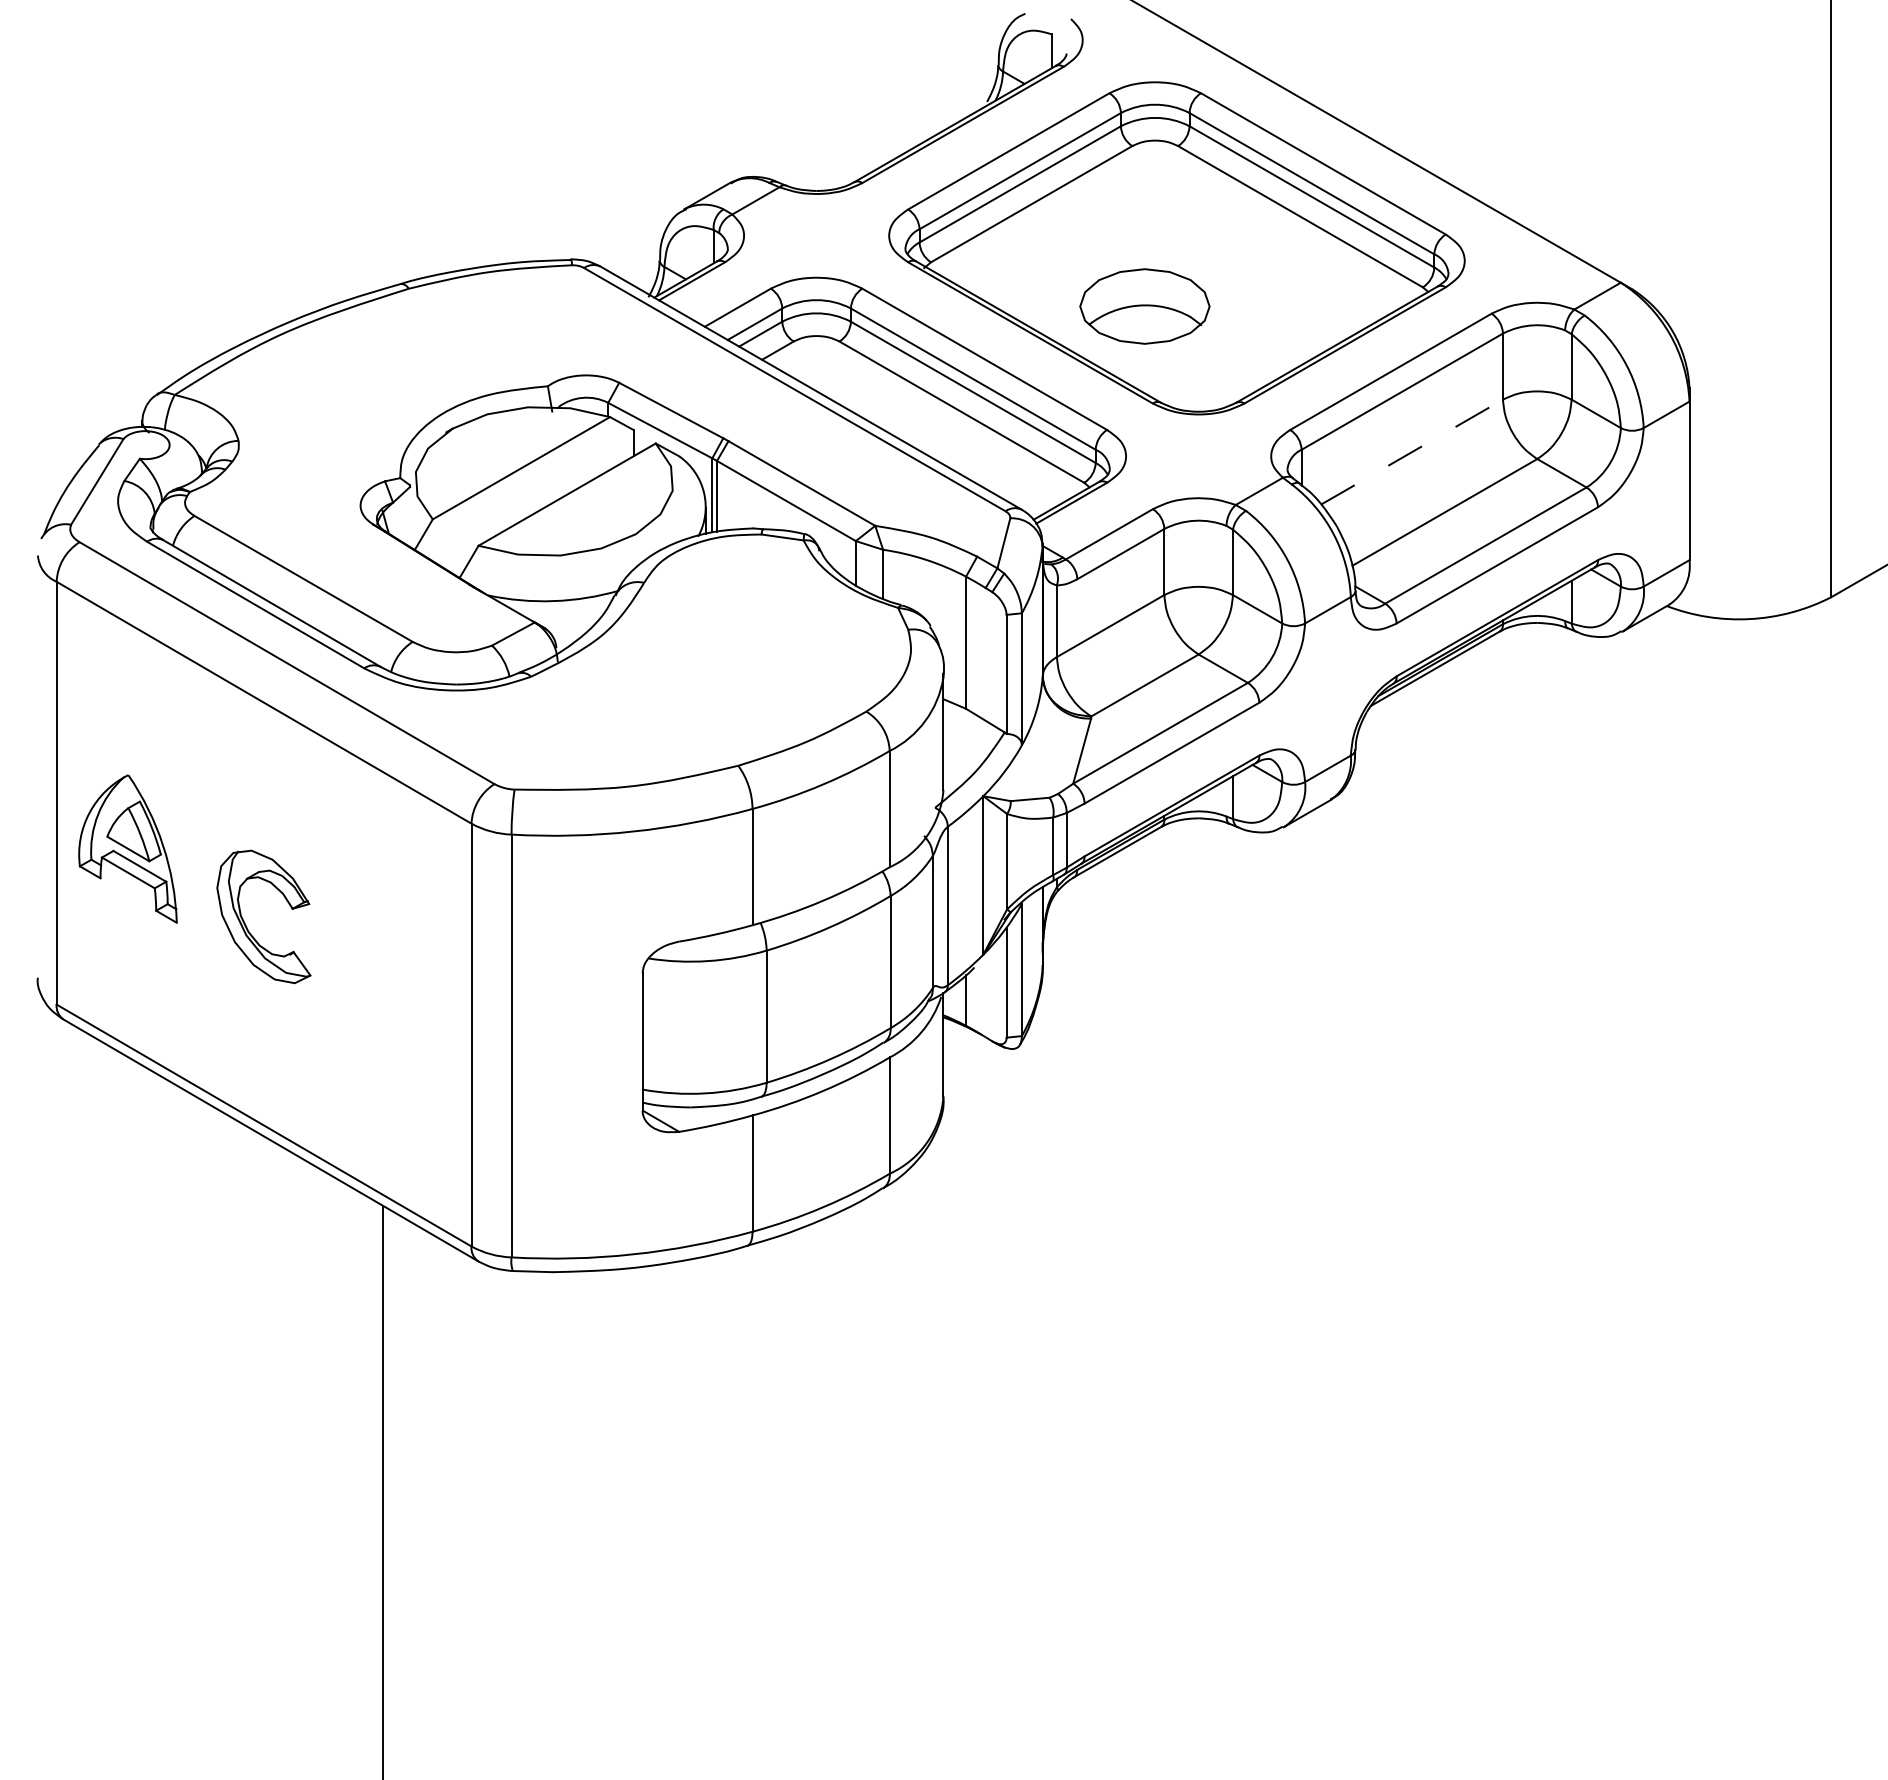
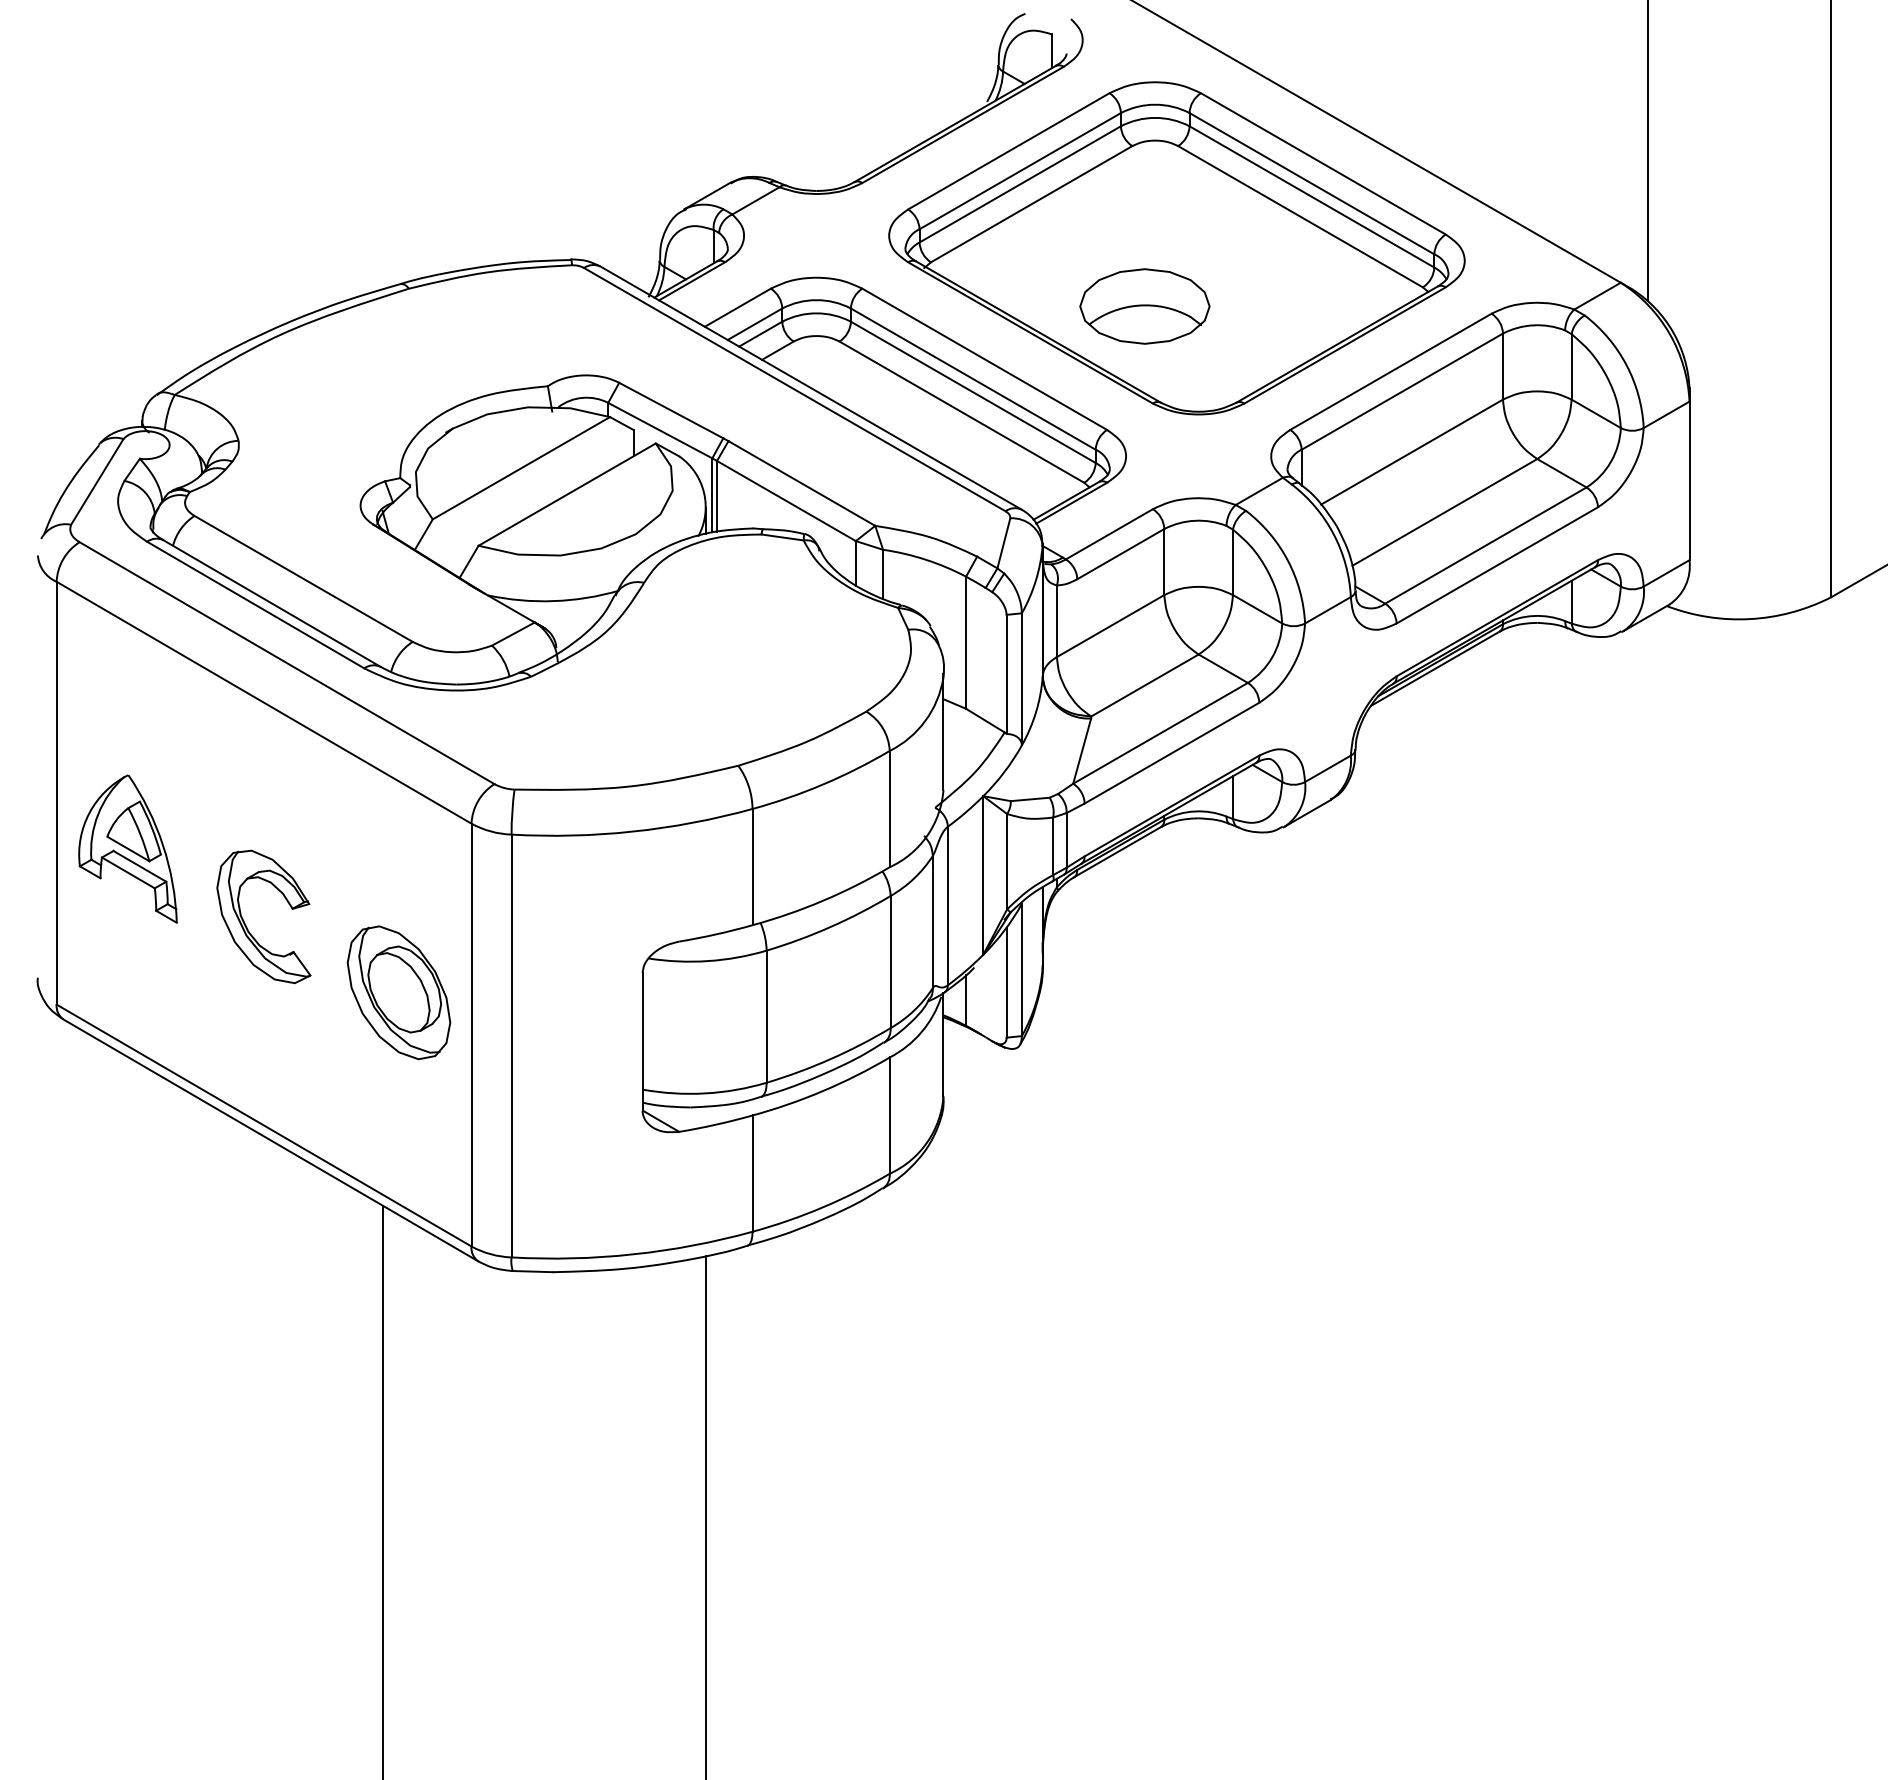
line: none -> present (1648, 151)
line: dashed -> solid (1412, 451)
part: none -> present (398, 992)
line: none -> present (706, 1515)
